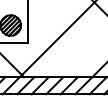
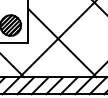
line: none -> present (62, 43)
